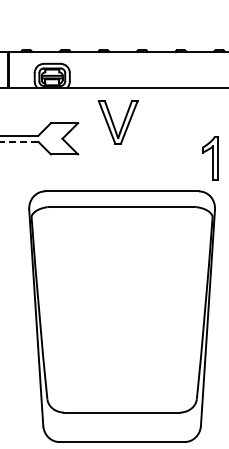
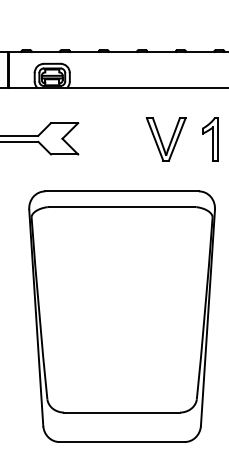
part position: (117, 122) -> (165, 139) (165, 139)
line: dashed -> solid (19, 141)
part position: (210, 158) -> (210, 139) (210, 139)
